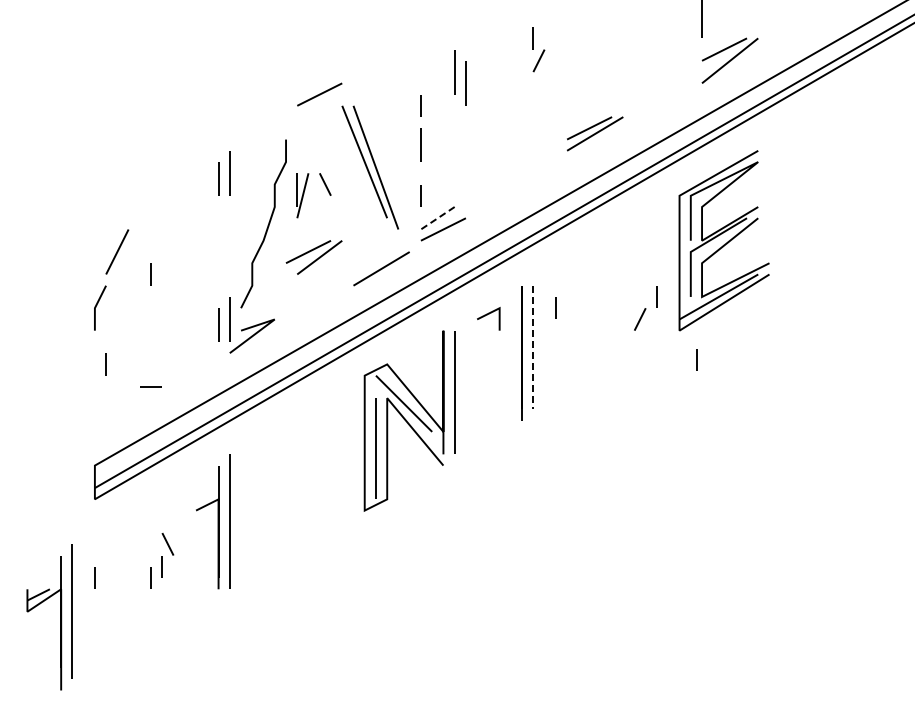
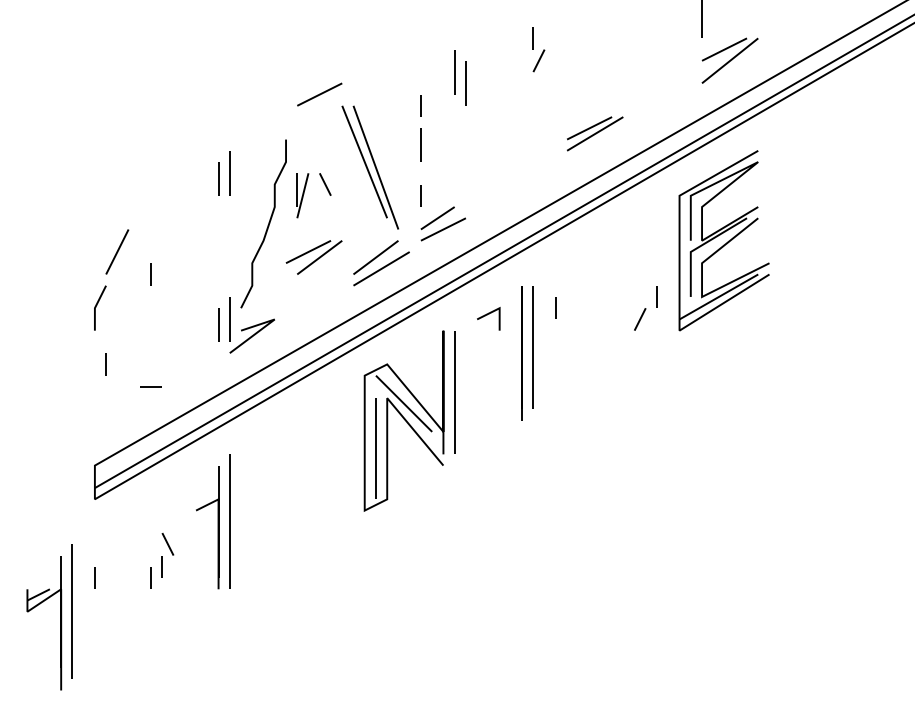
line: dashed -> solid (437, 218)
line: none -> present (375, 257)
line: dashed -> solid (533, 347)
line: present -> none (696, 359)
